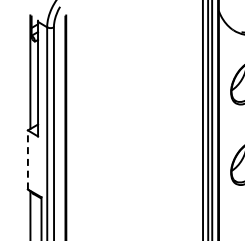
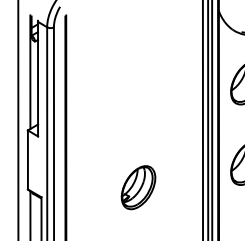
line: none -> present (18, 119)
line: dashed -> solid (27, 159)
part: none -> present (138, 187)
